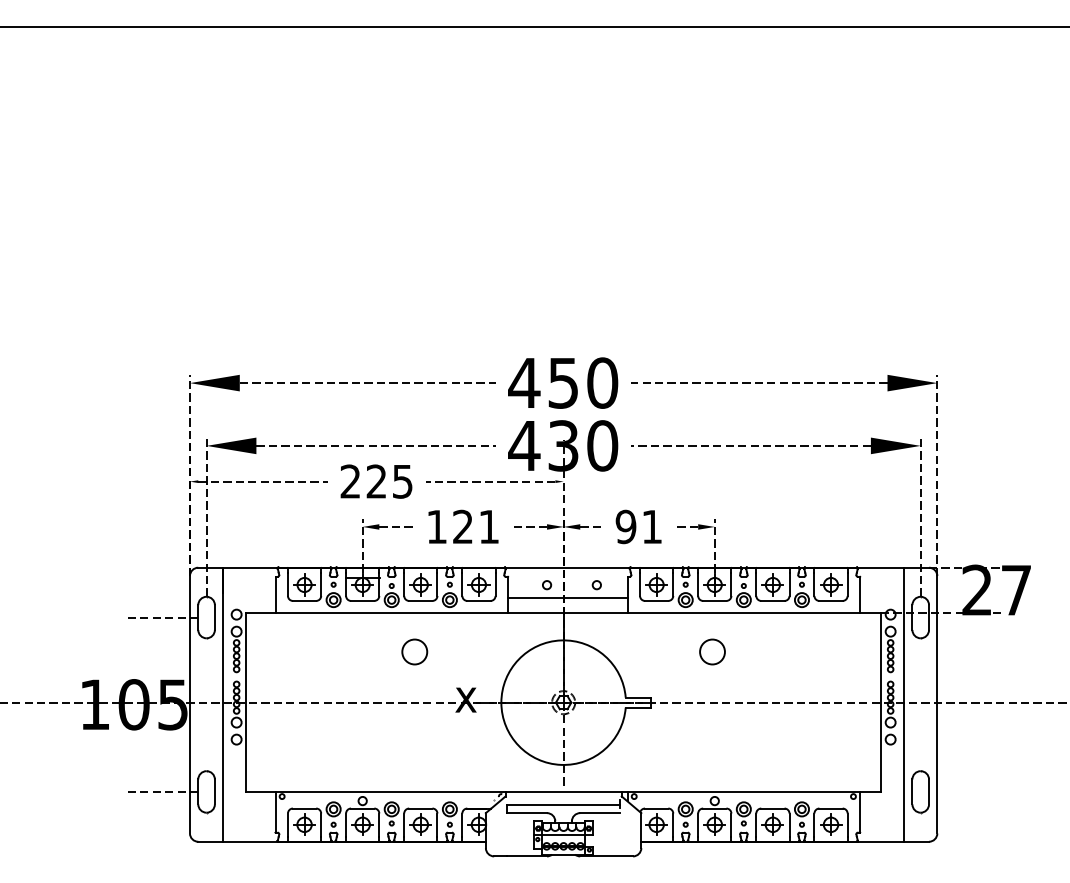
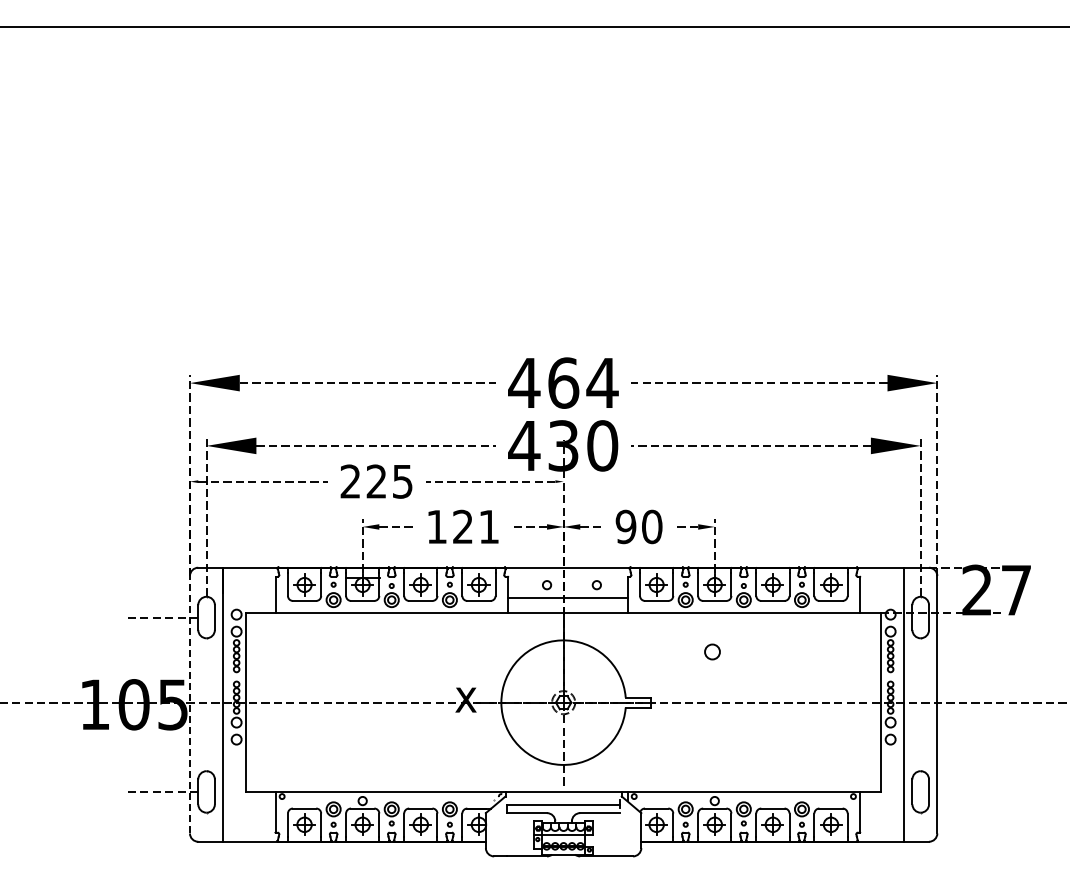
text: 450 -> 464 (583, 382)
text: 91 -> 90 (652, 526)
circle: present -> none (414, 651)
circle size: 27x28 px -> 17x18 px (712, 651)
line: solid -> dashed (189, 704)
